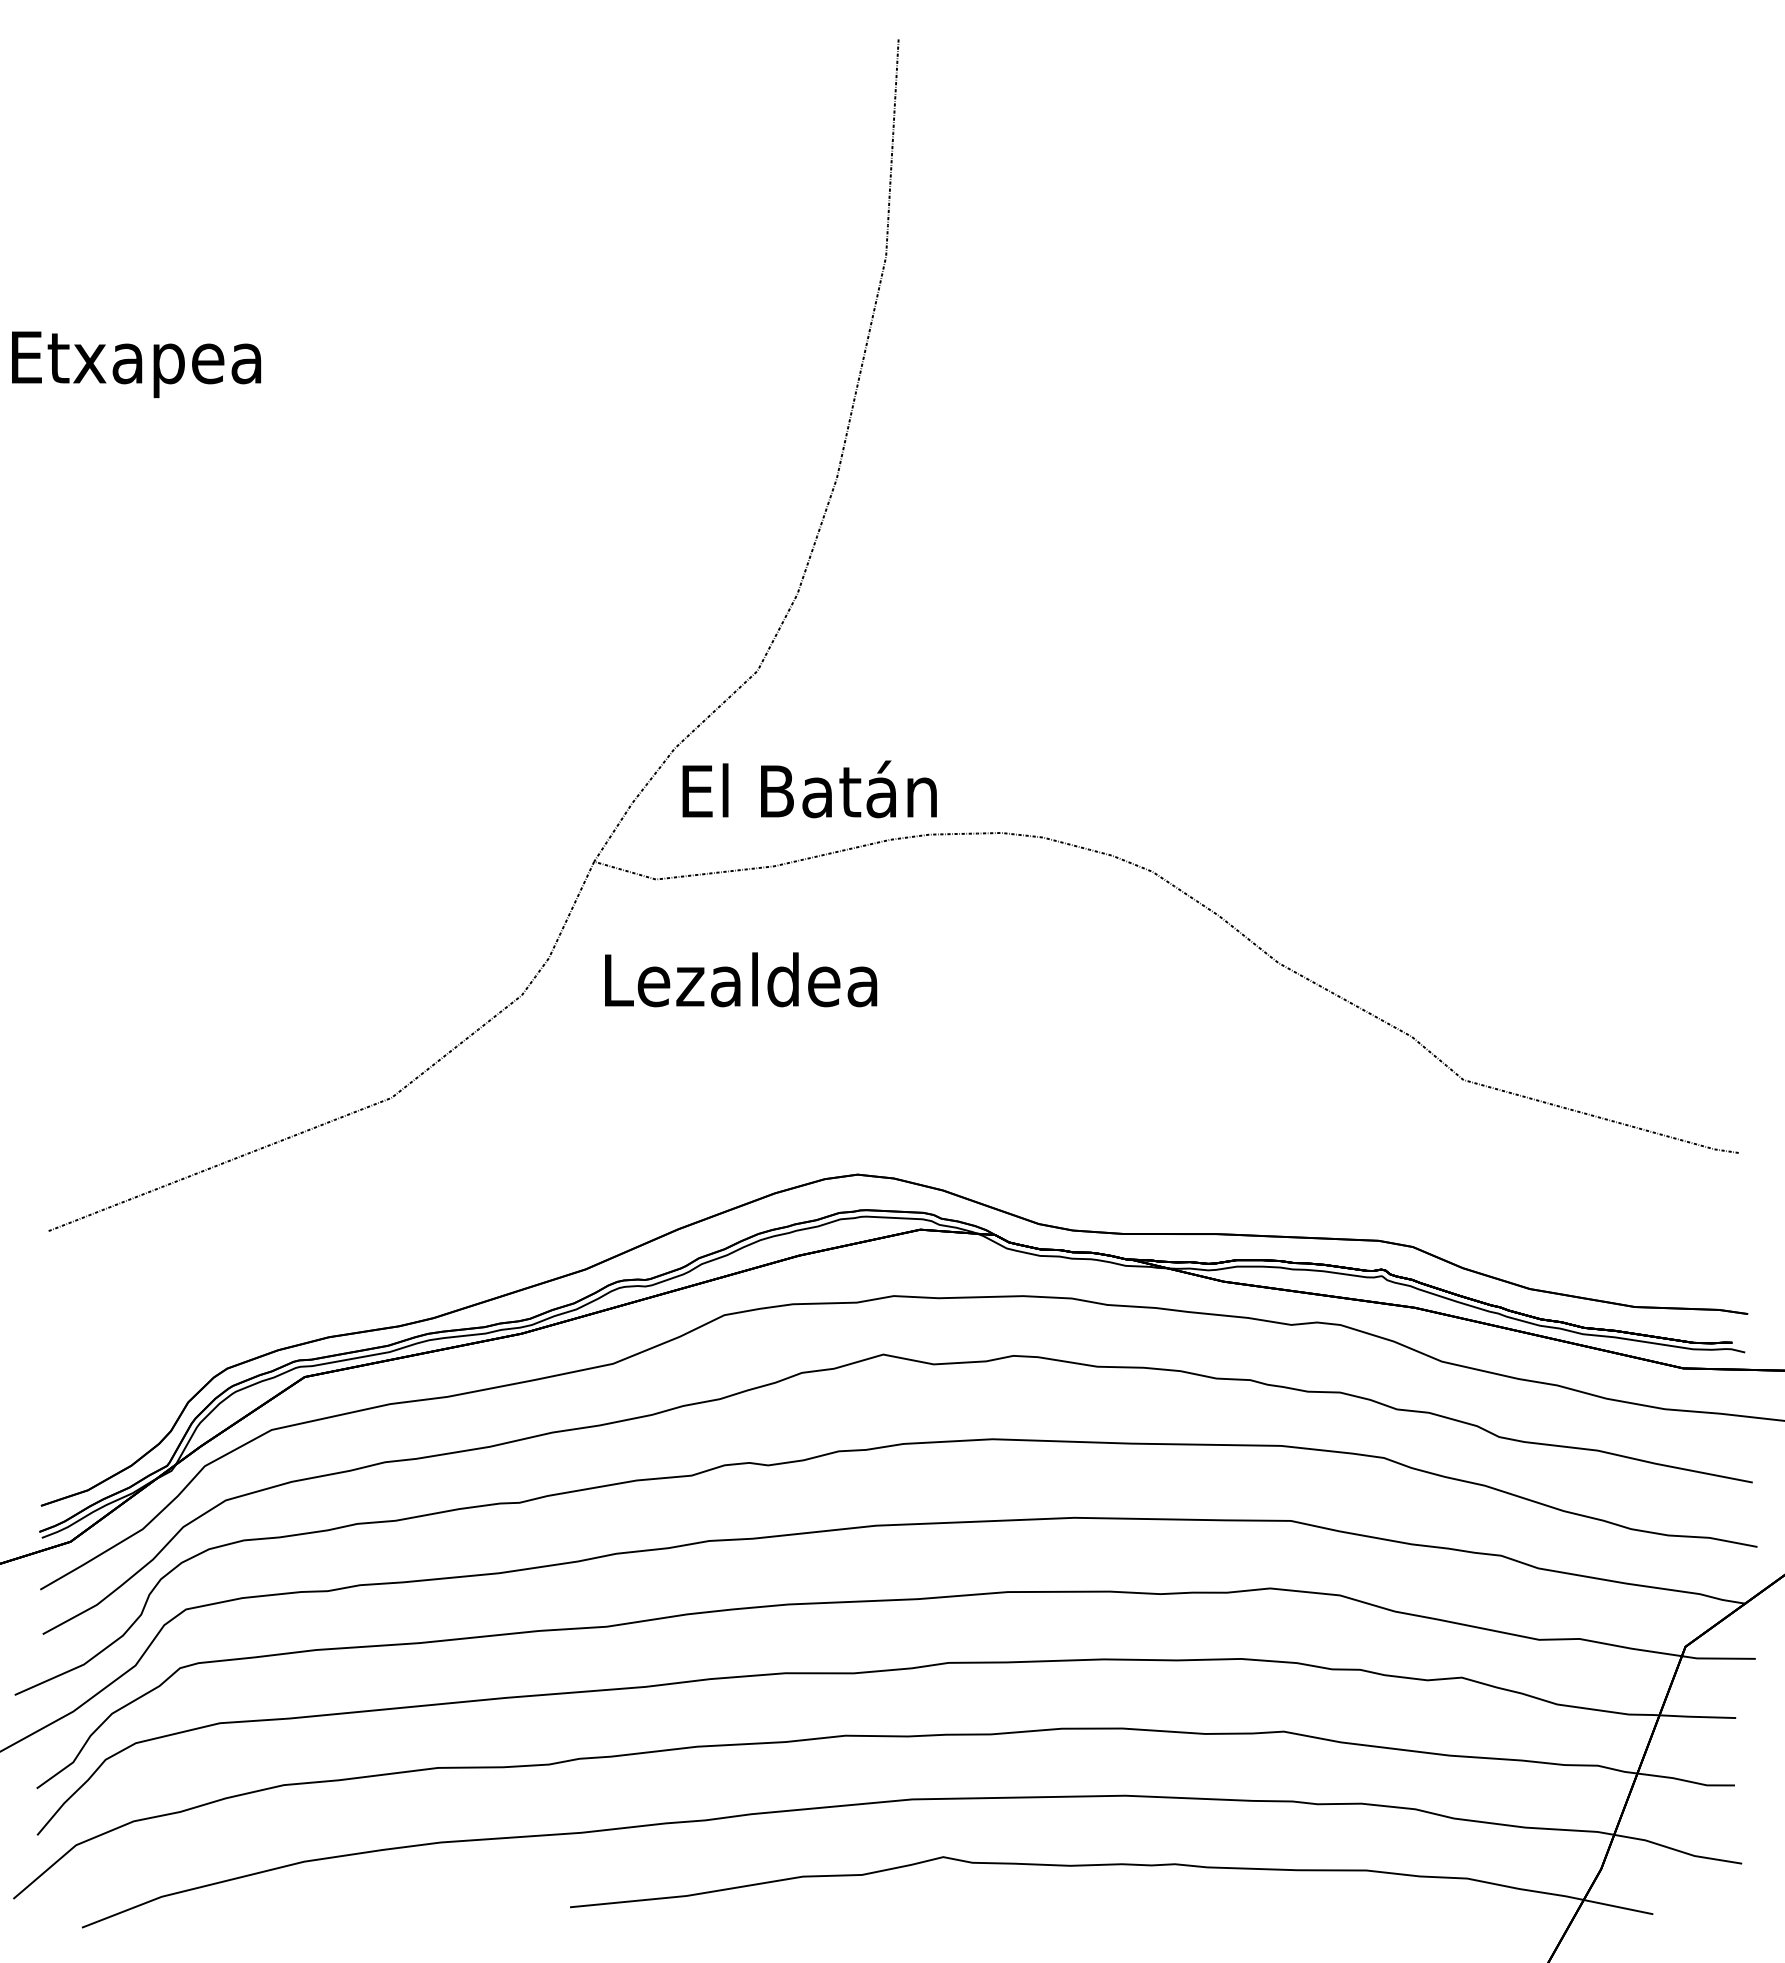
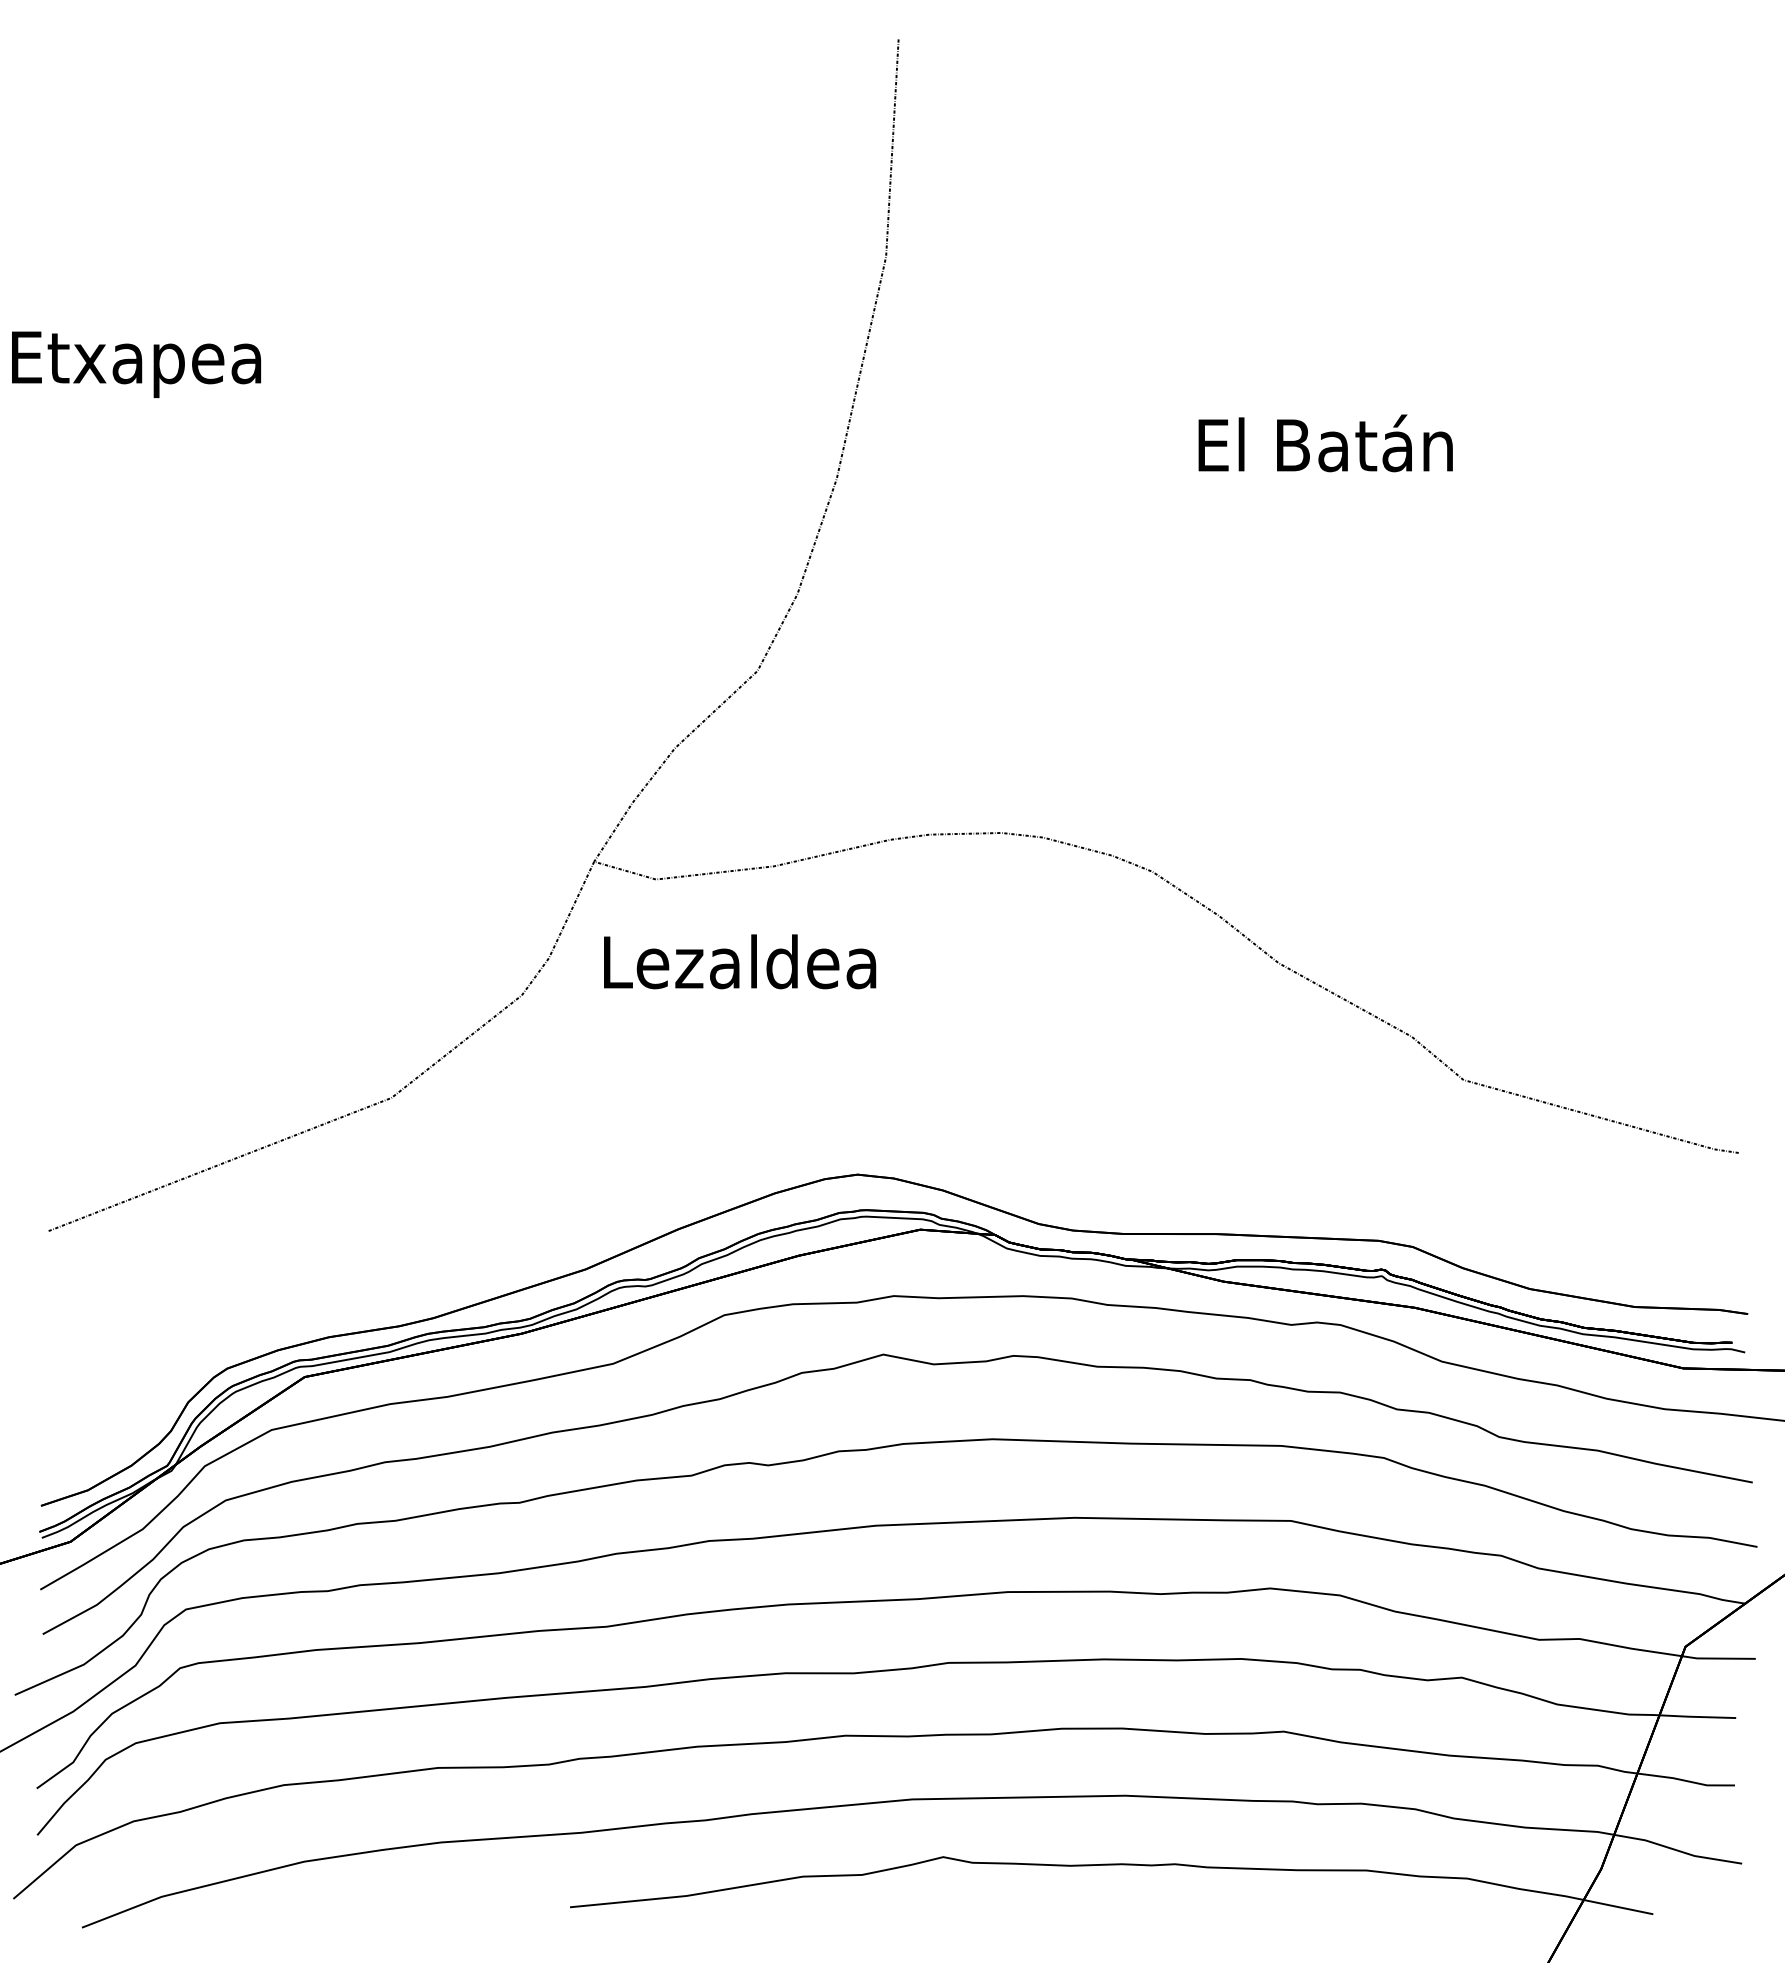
text position: (809, 789) -> (1325, 443) (1325, 443)
text position: (741, 979) -> (740, 961) (740, 961)
